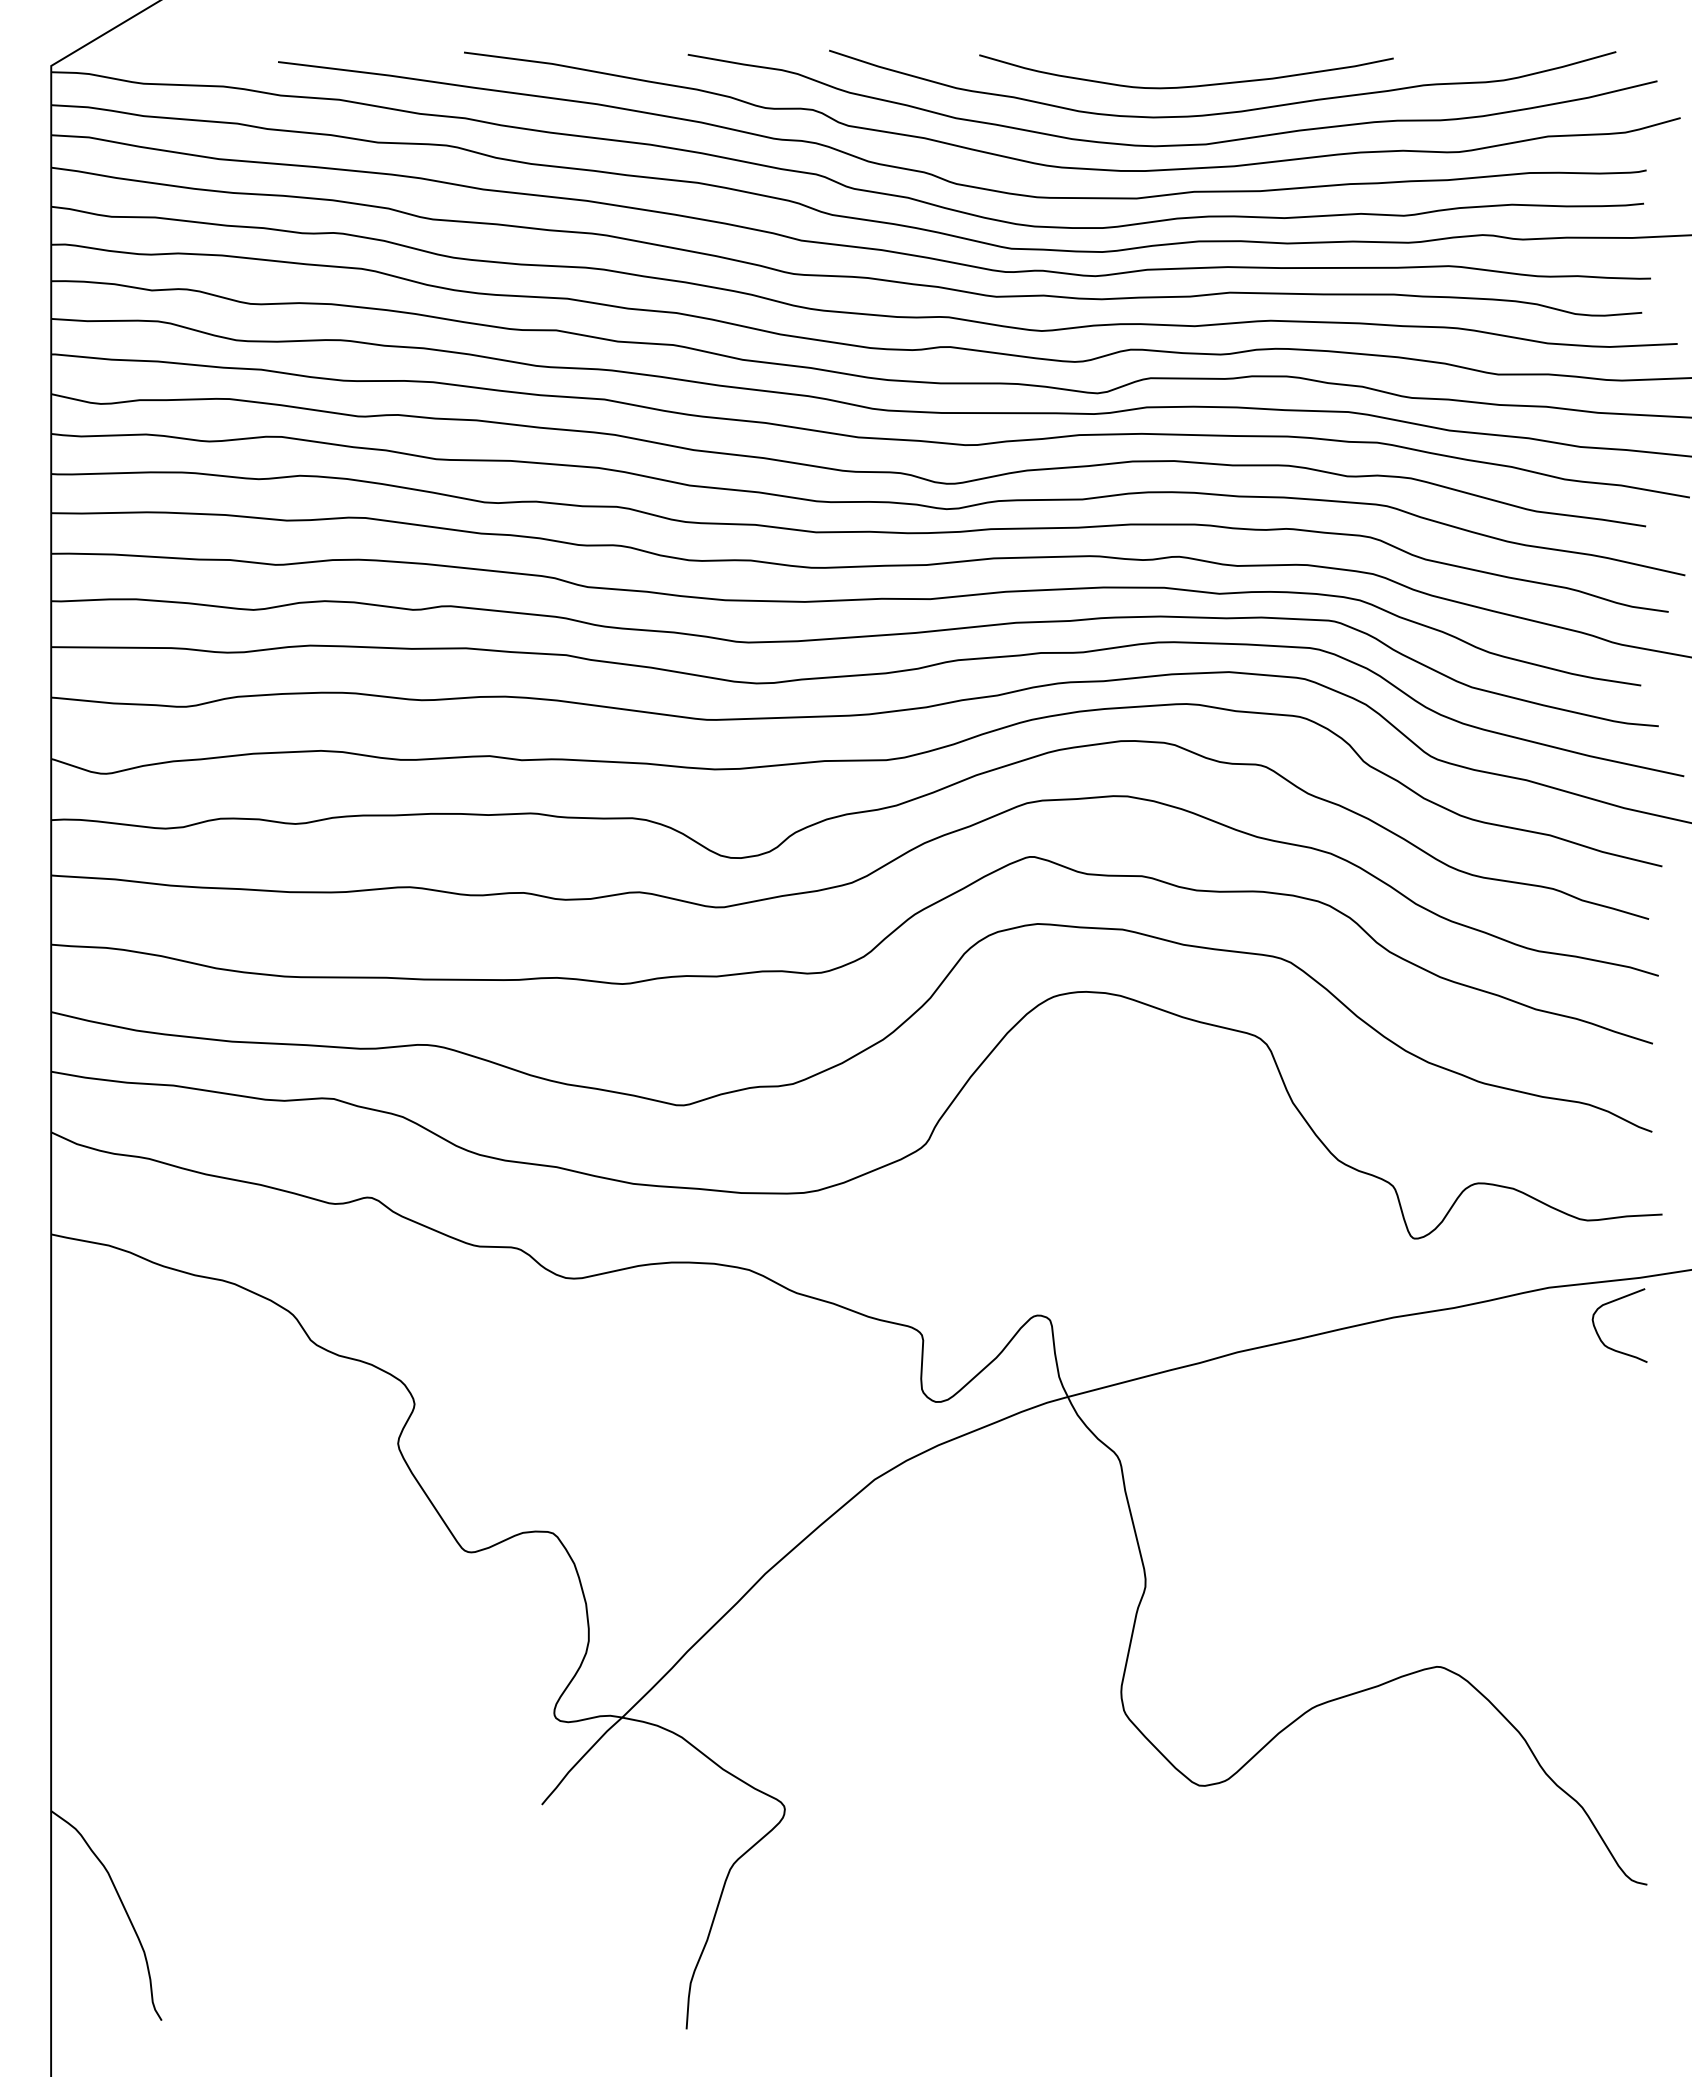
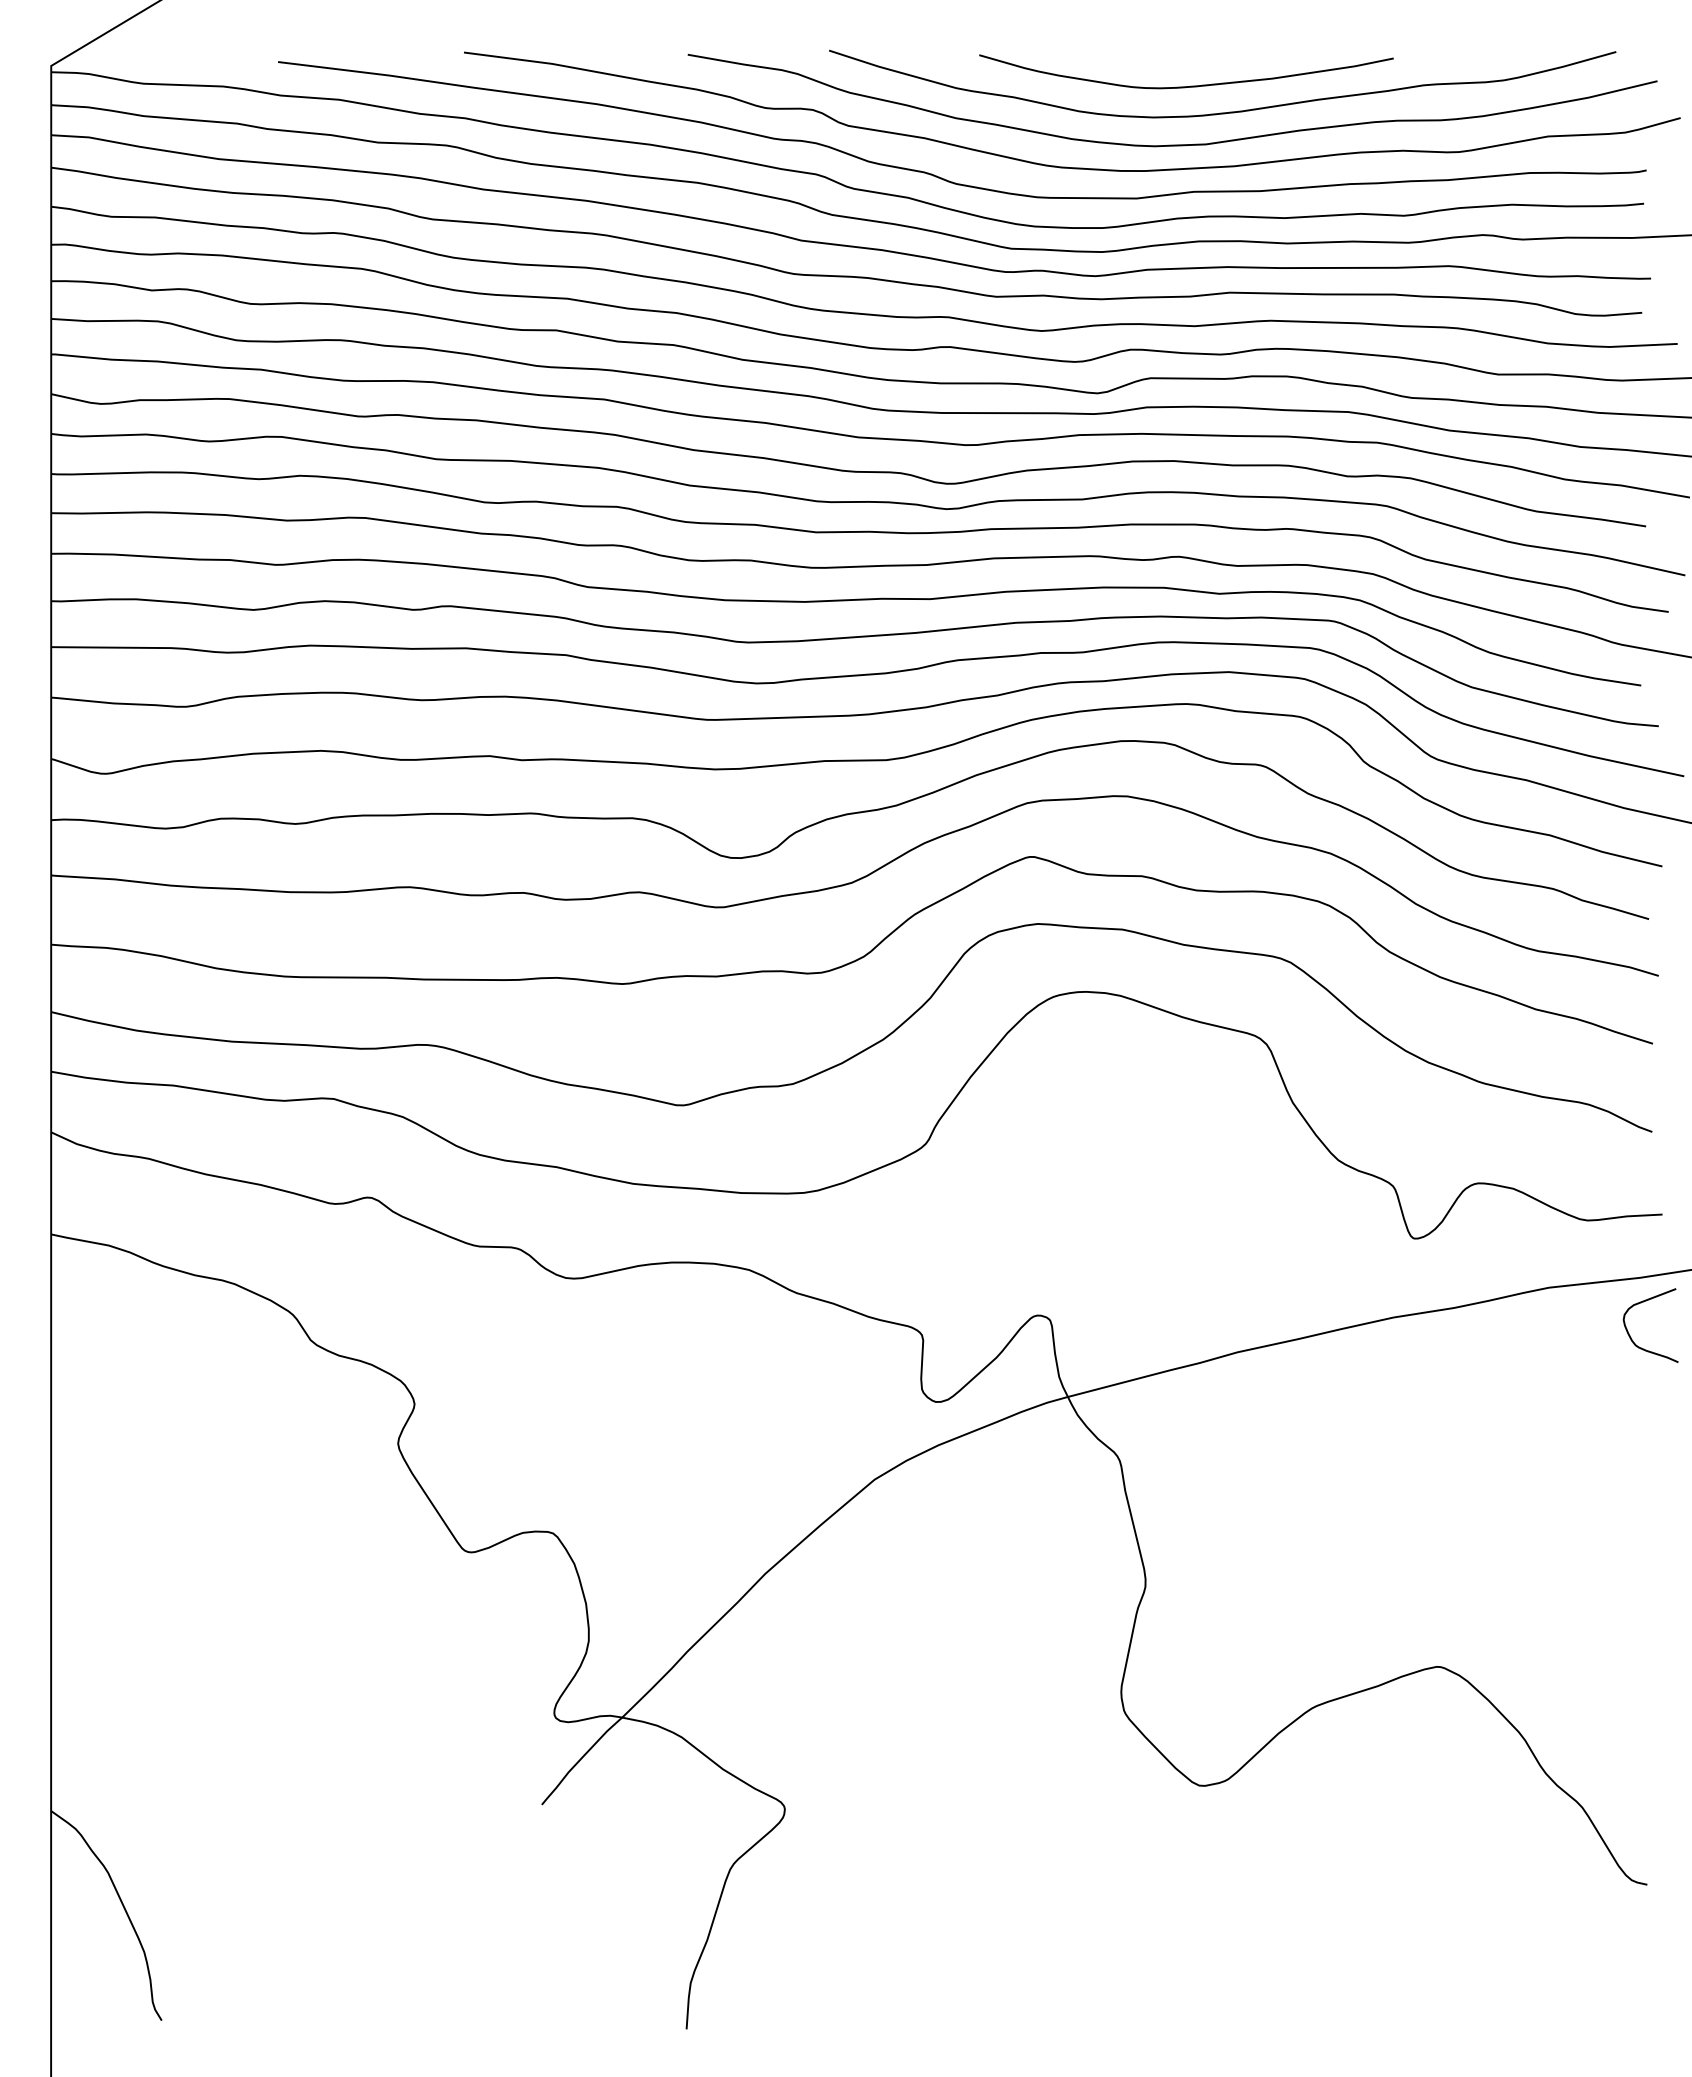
curve position: (1599, 1335) -> (1630, 1335) (1630, 1335)
